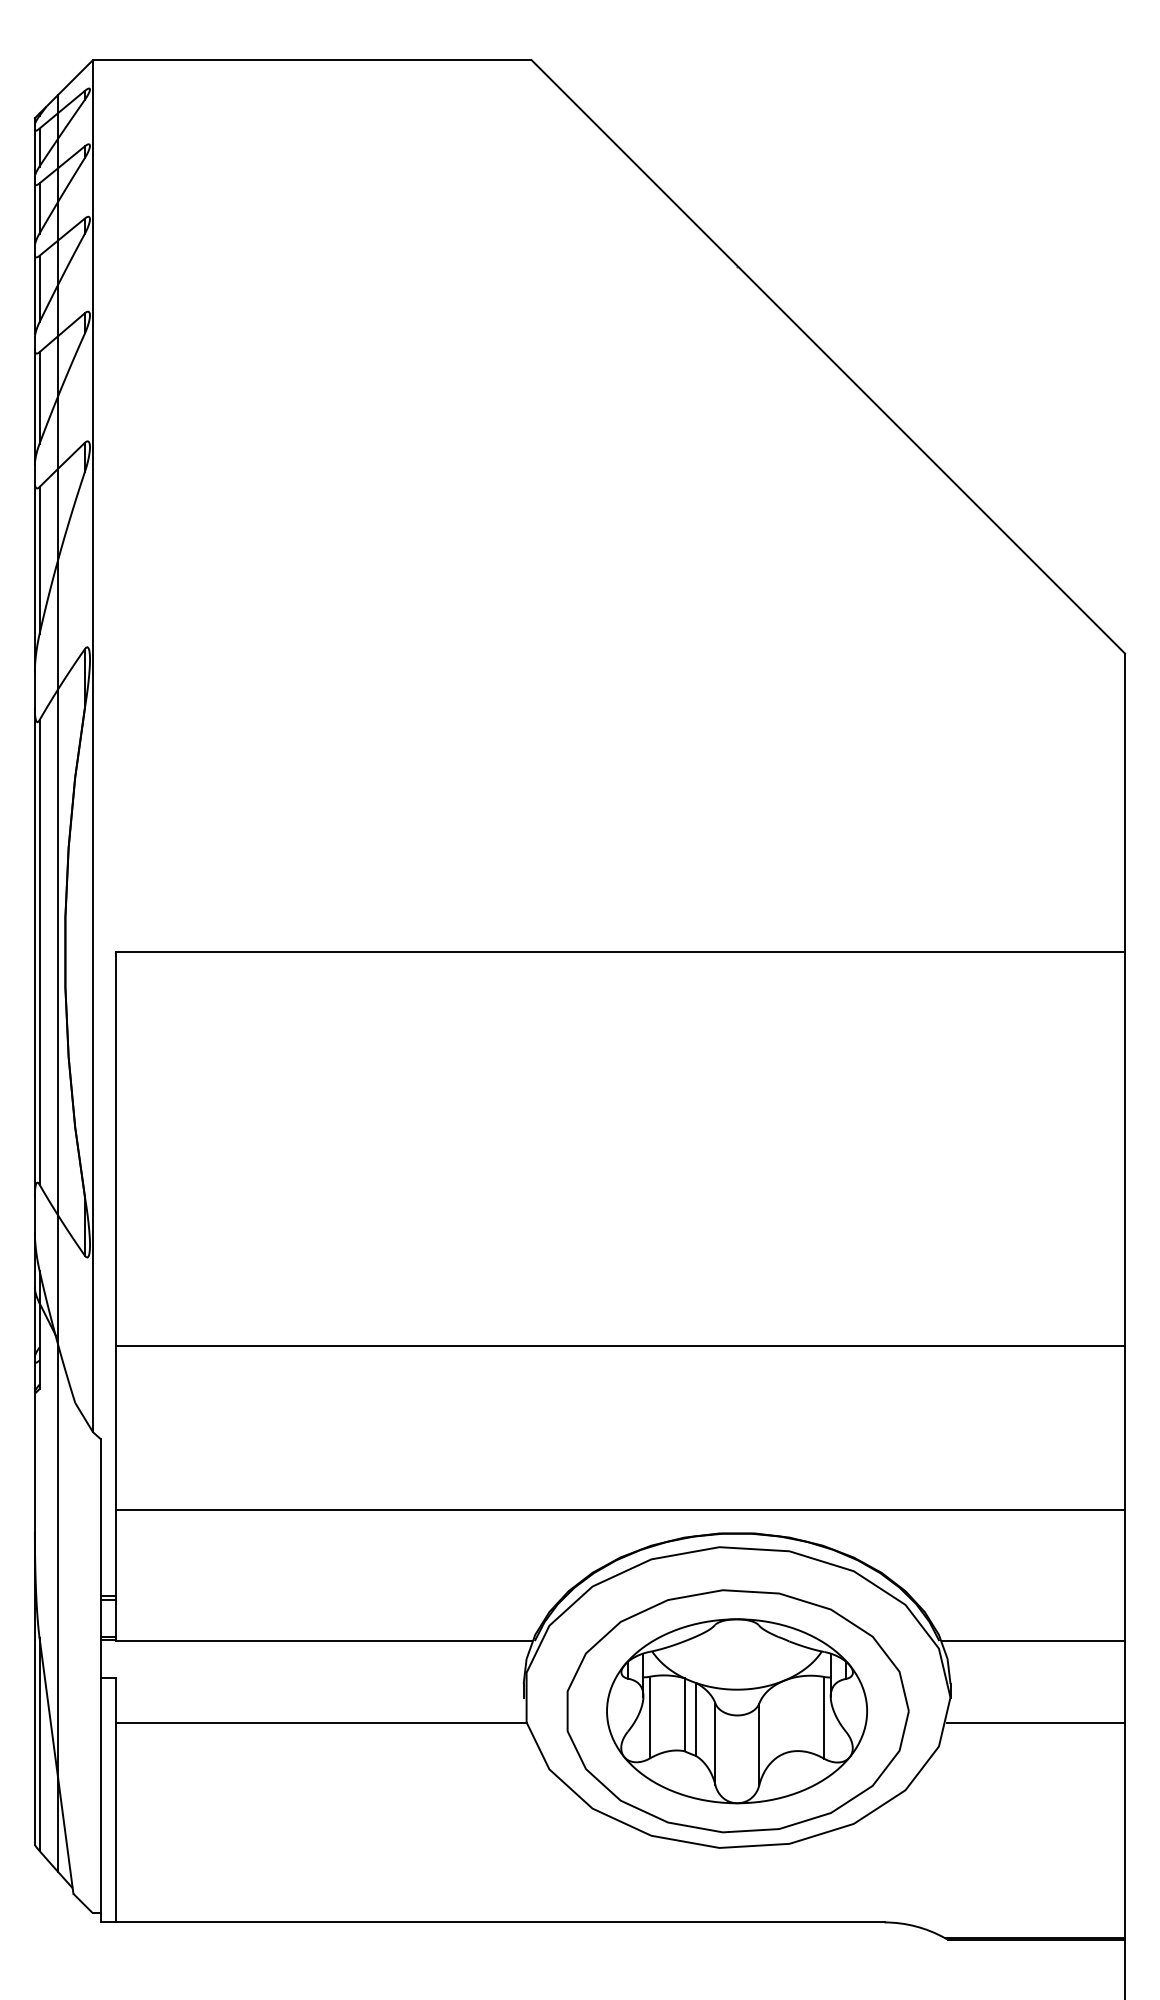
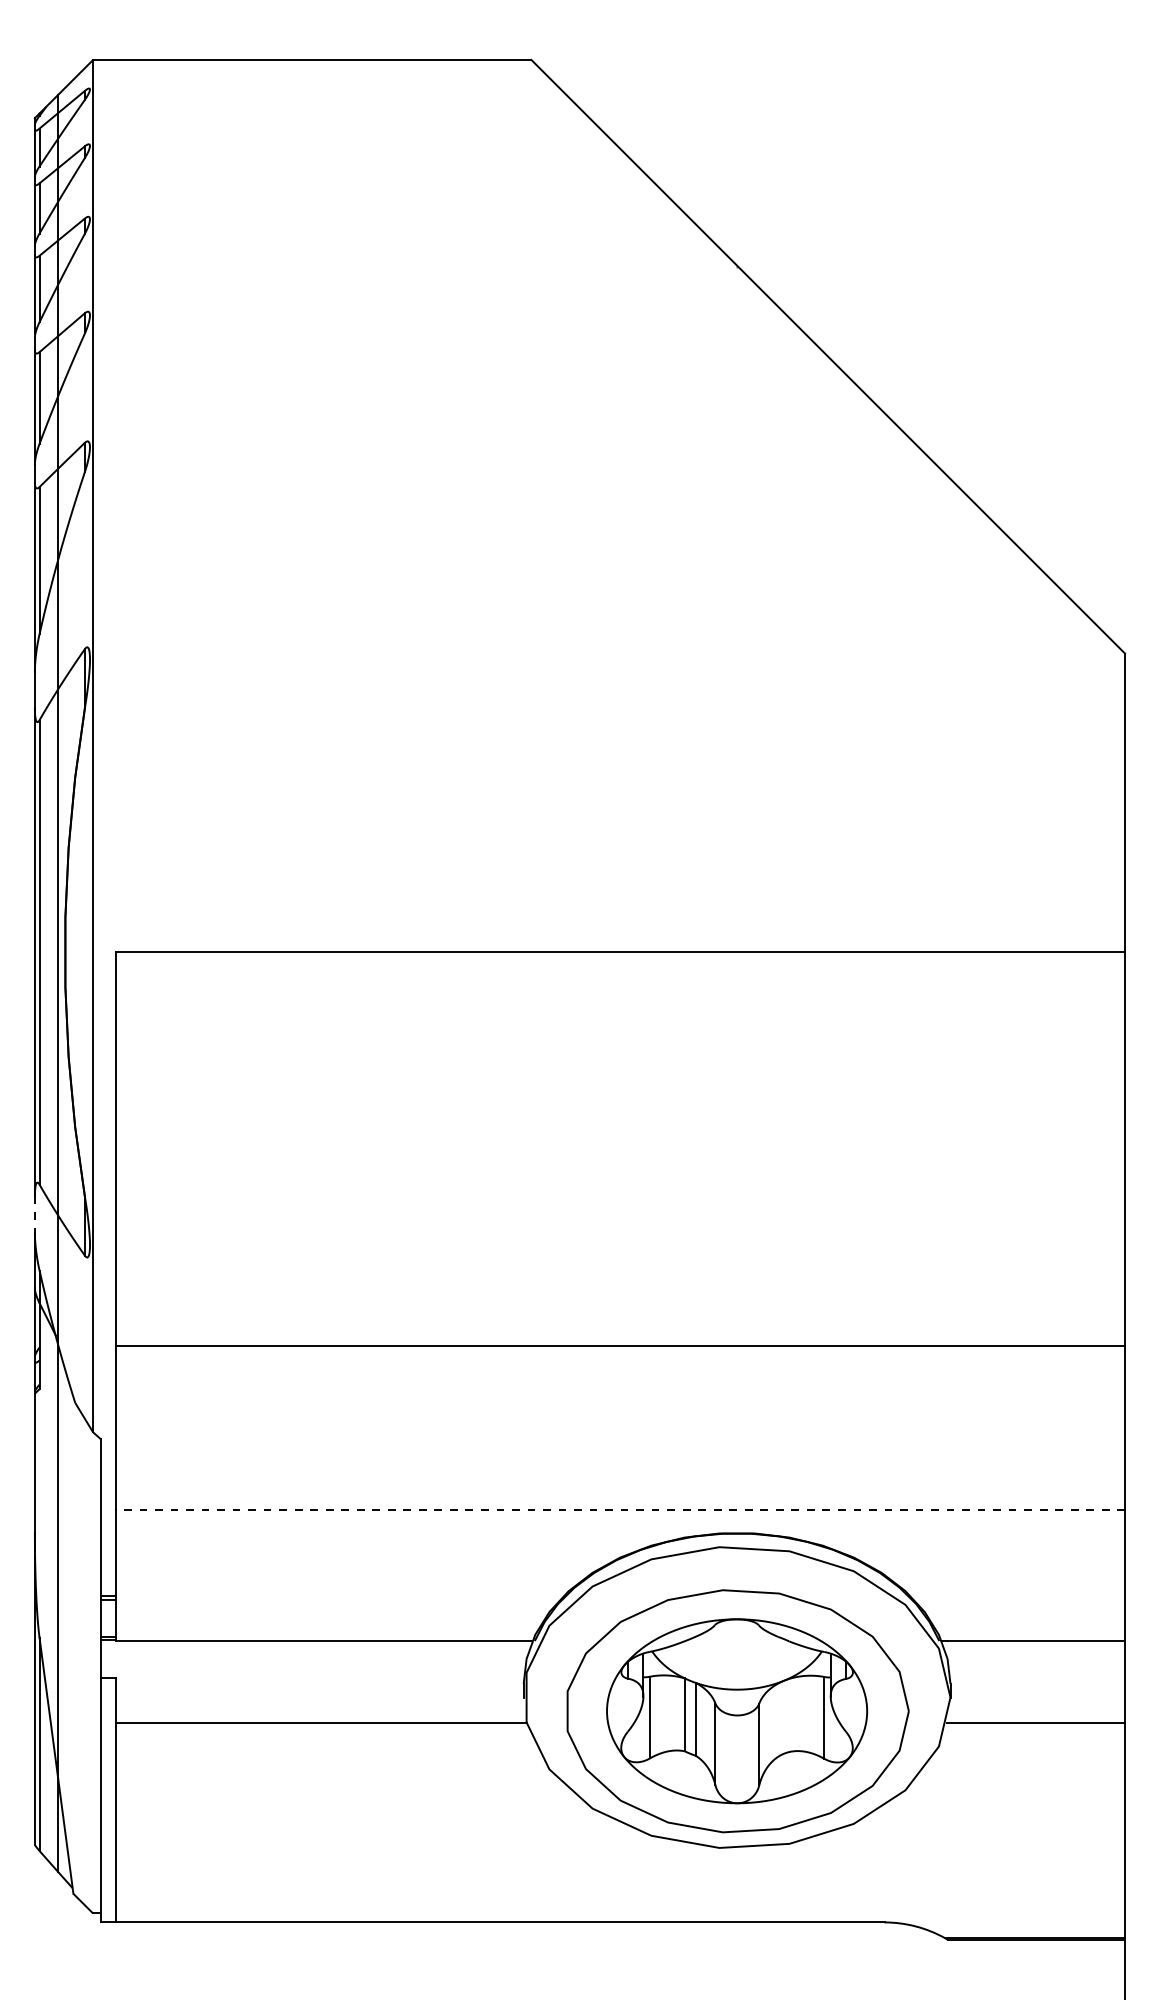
line: solid -> dashed (34, 1215)
line: solid -> dashed (620, 1510)
